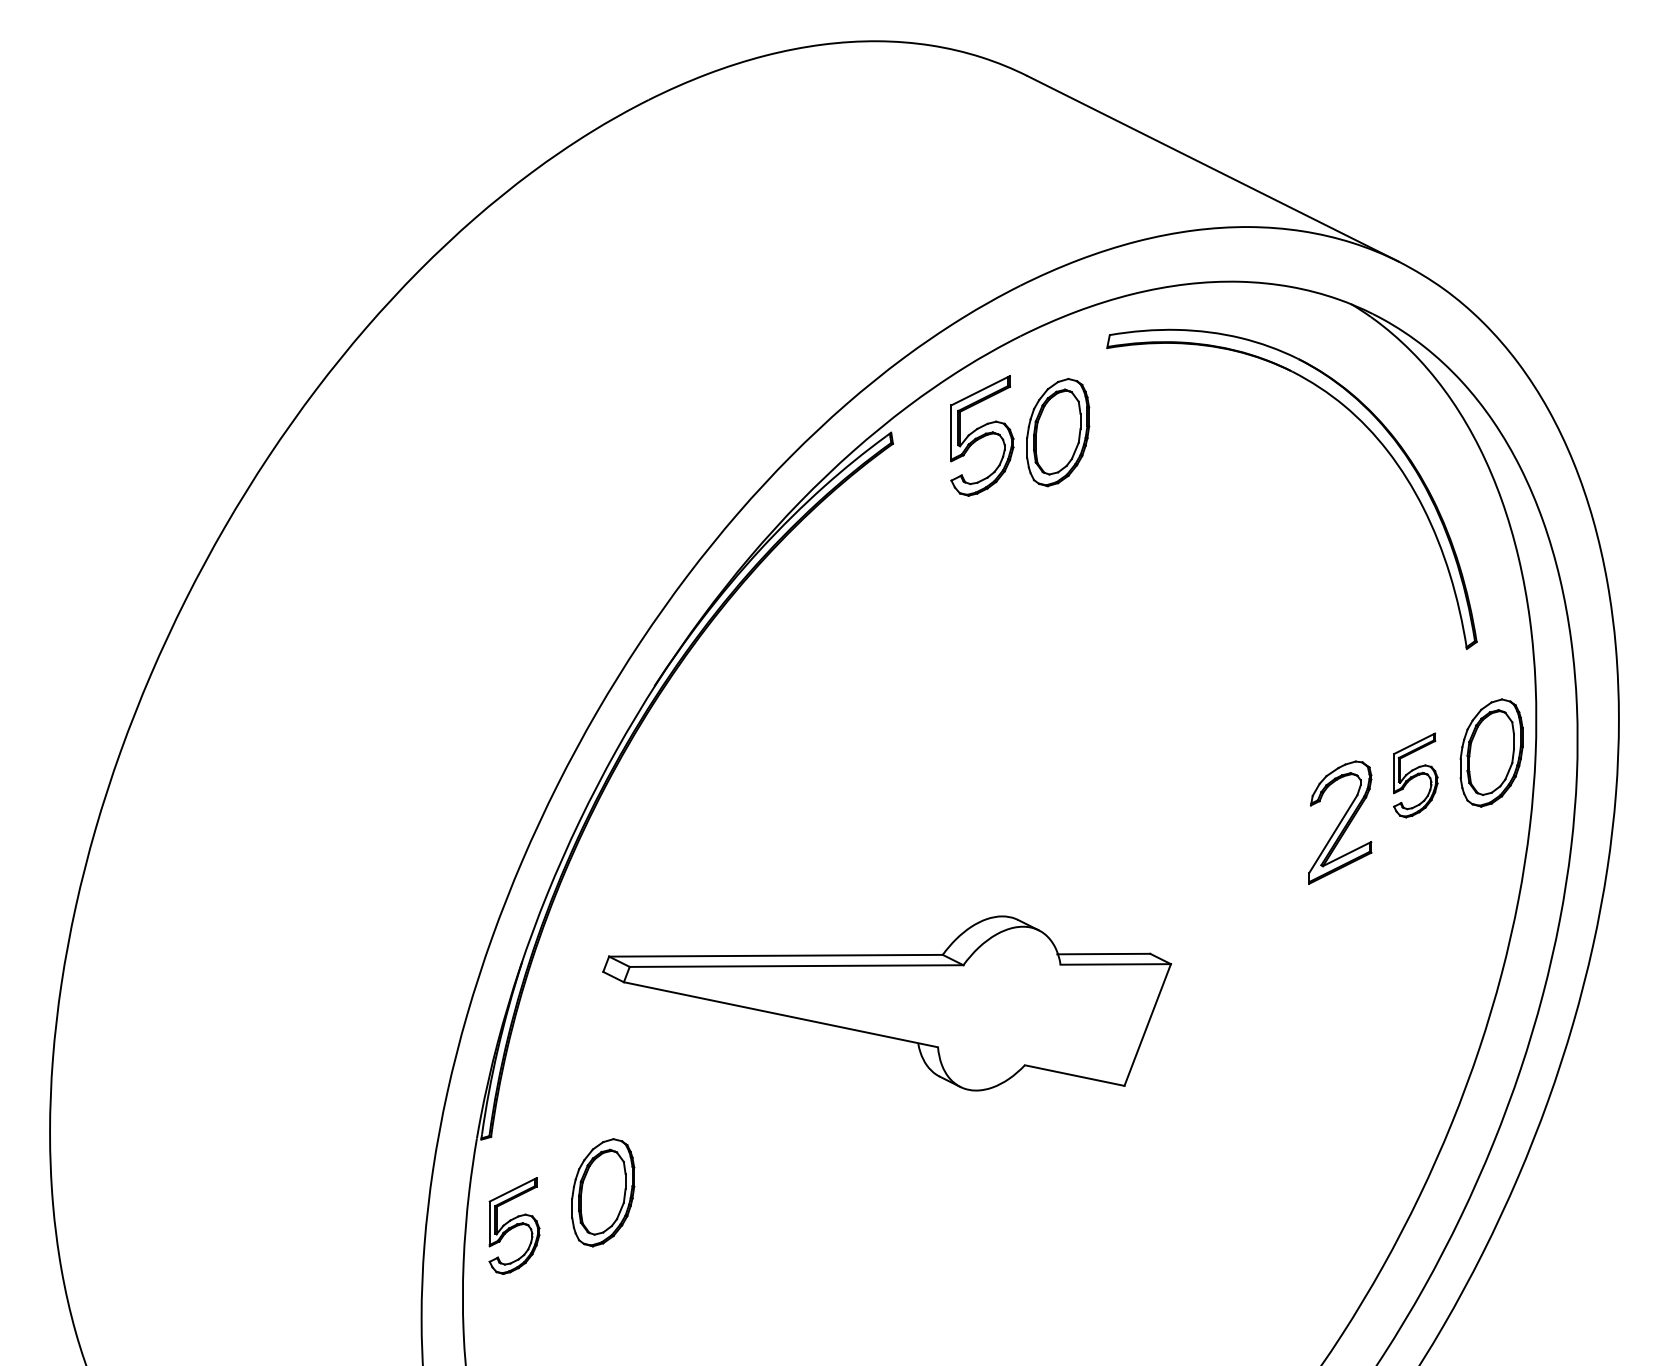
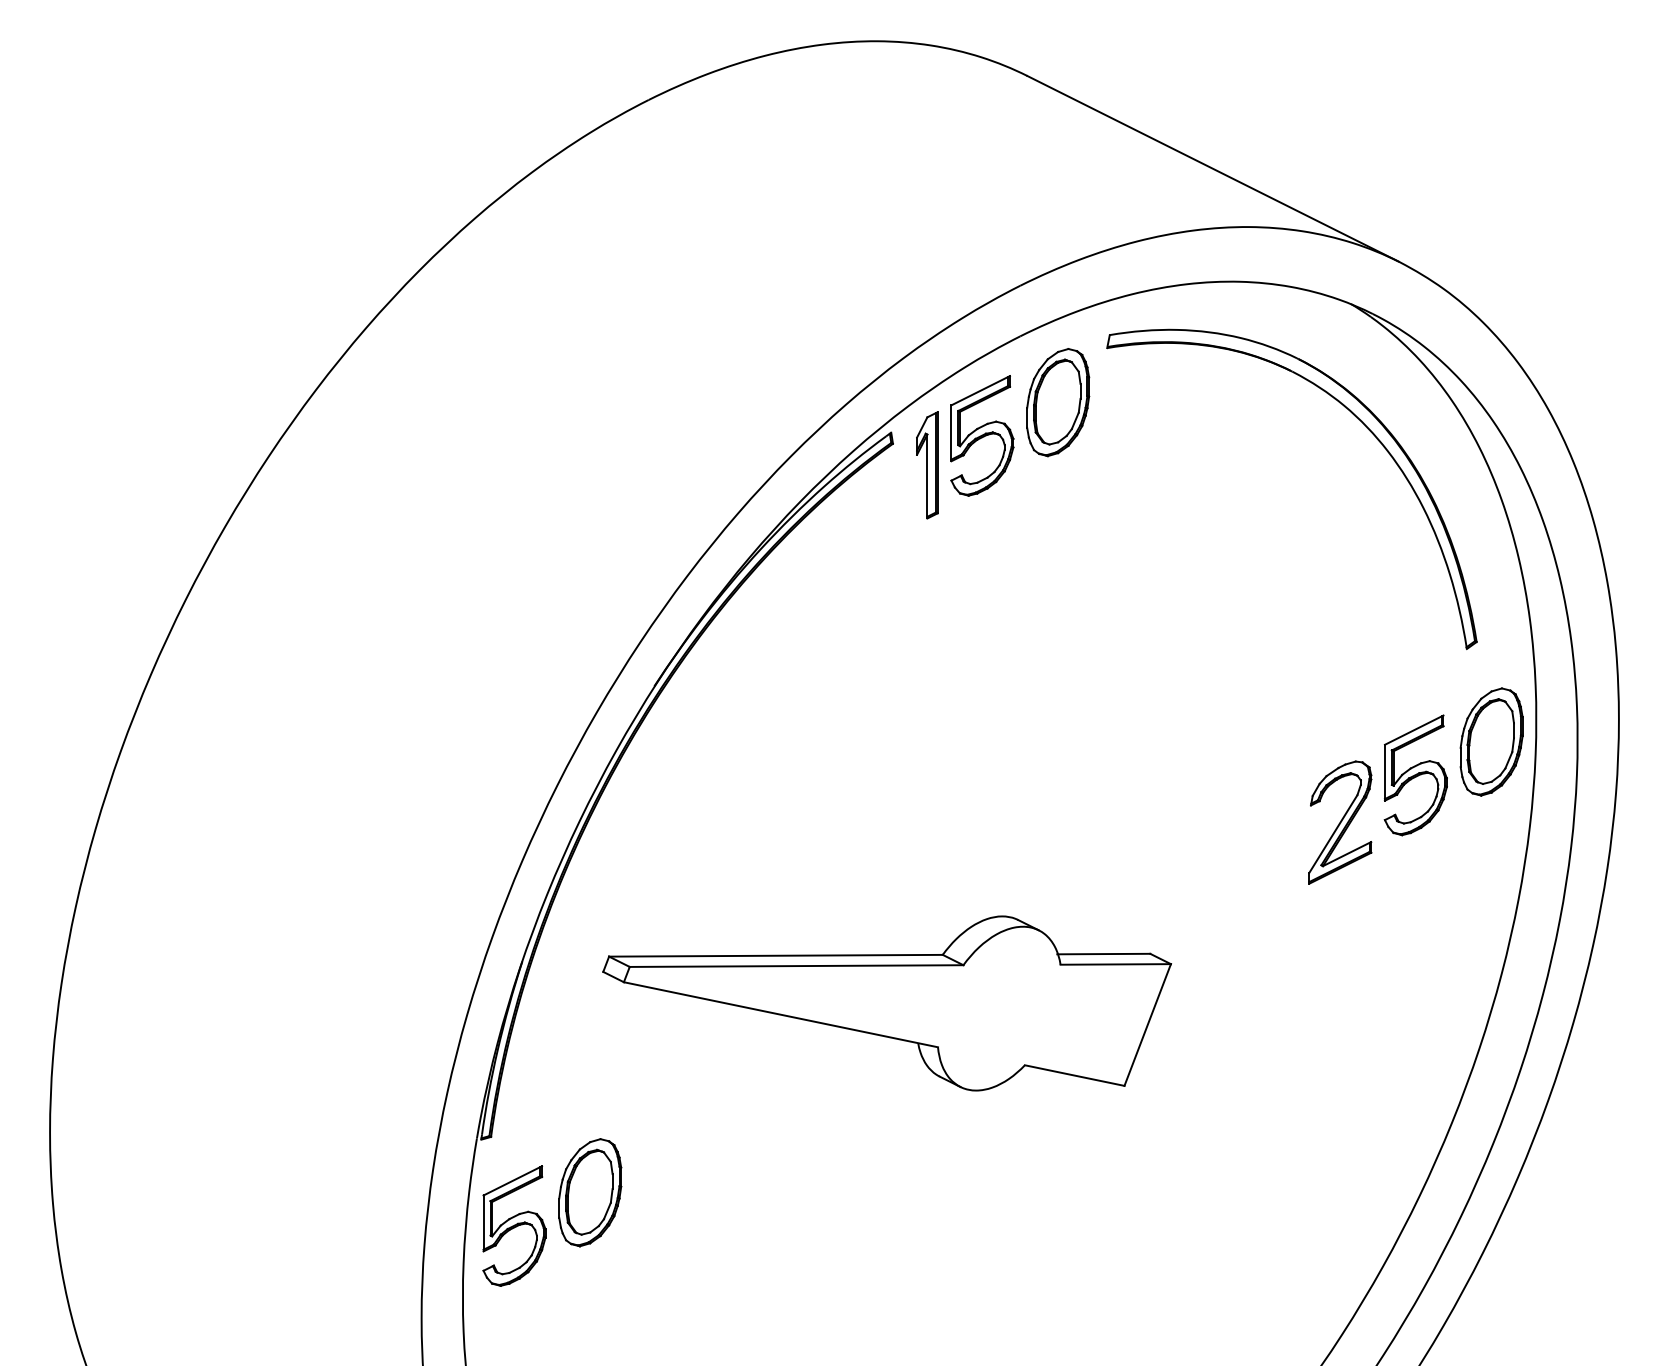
part position: (1058, 432) -> (1058, 402) (1058, 402)
part: none -> present (927, 465)
part position: (1491, 752) -> (1491, 741) (1491, 741)
part size: 46x87 px -> 65x123 px (1415, 775)
part position: (603, 1192) -> (590, 1192) (590, 1192)
part size: 53x98 px -> 65x122 px (514, 1225)
